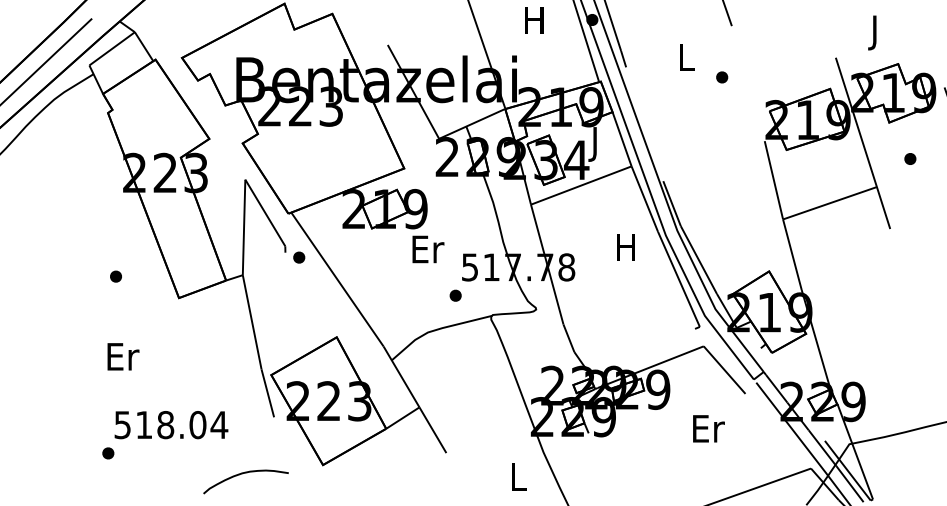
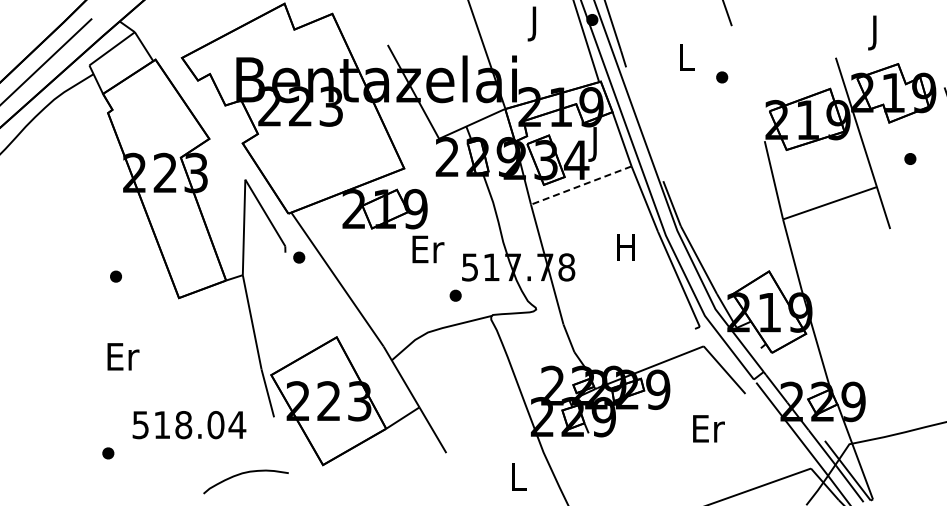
text: H -> J (534, 23)
line: solid -> dashed (581, 185)
text position: (171, 425) -> (189, 425) (189, 425)
